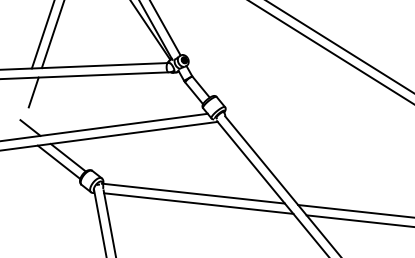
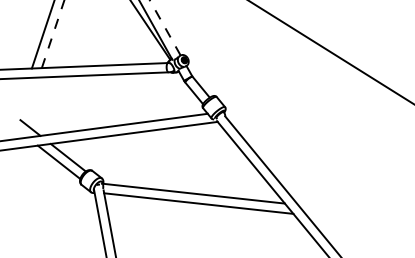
line: solid -> dashed (165, 27)
line: solid -> dashed (53, 34)
line: present -> none (339, 46)
line: present -> none (33, 92)
line: present -> none (354, 211)
line: present -> none (358, 220)
